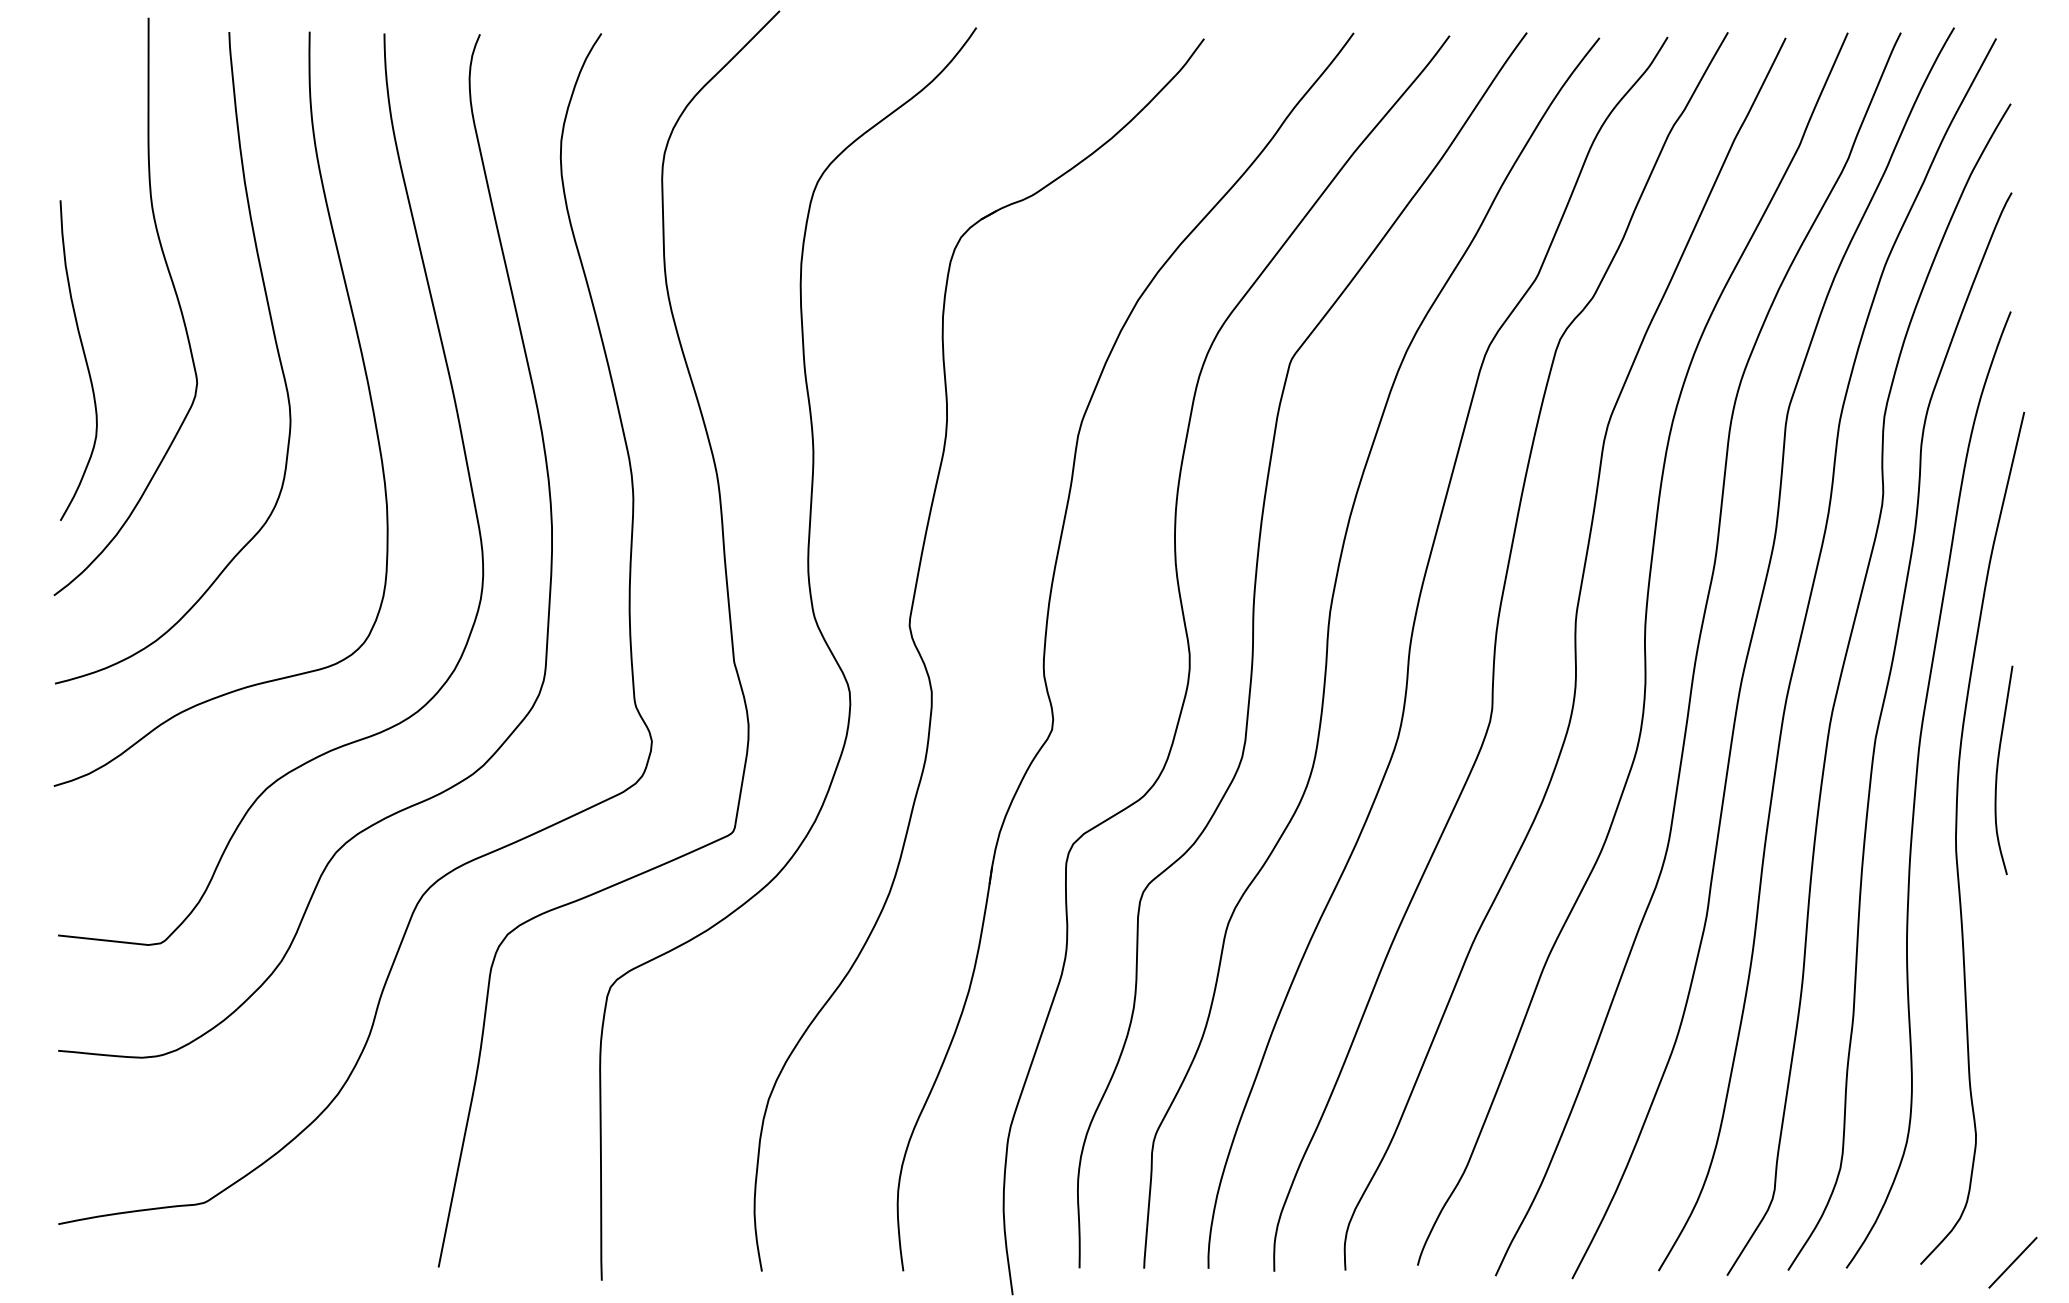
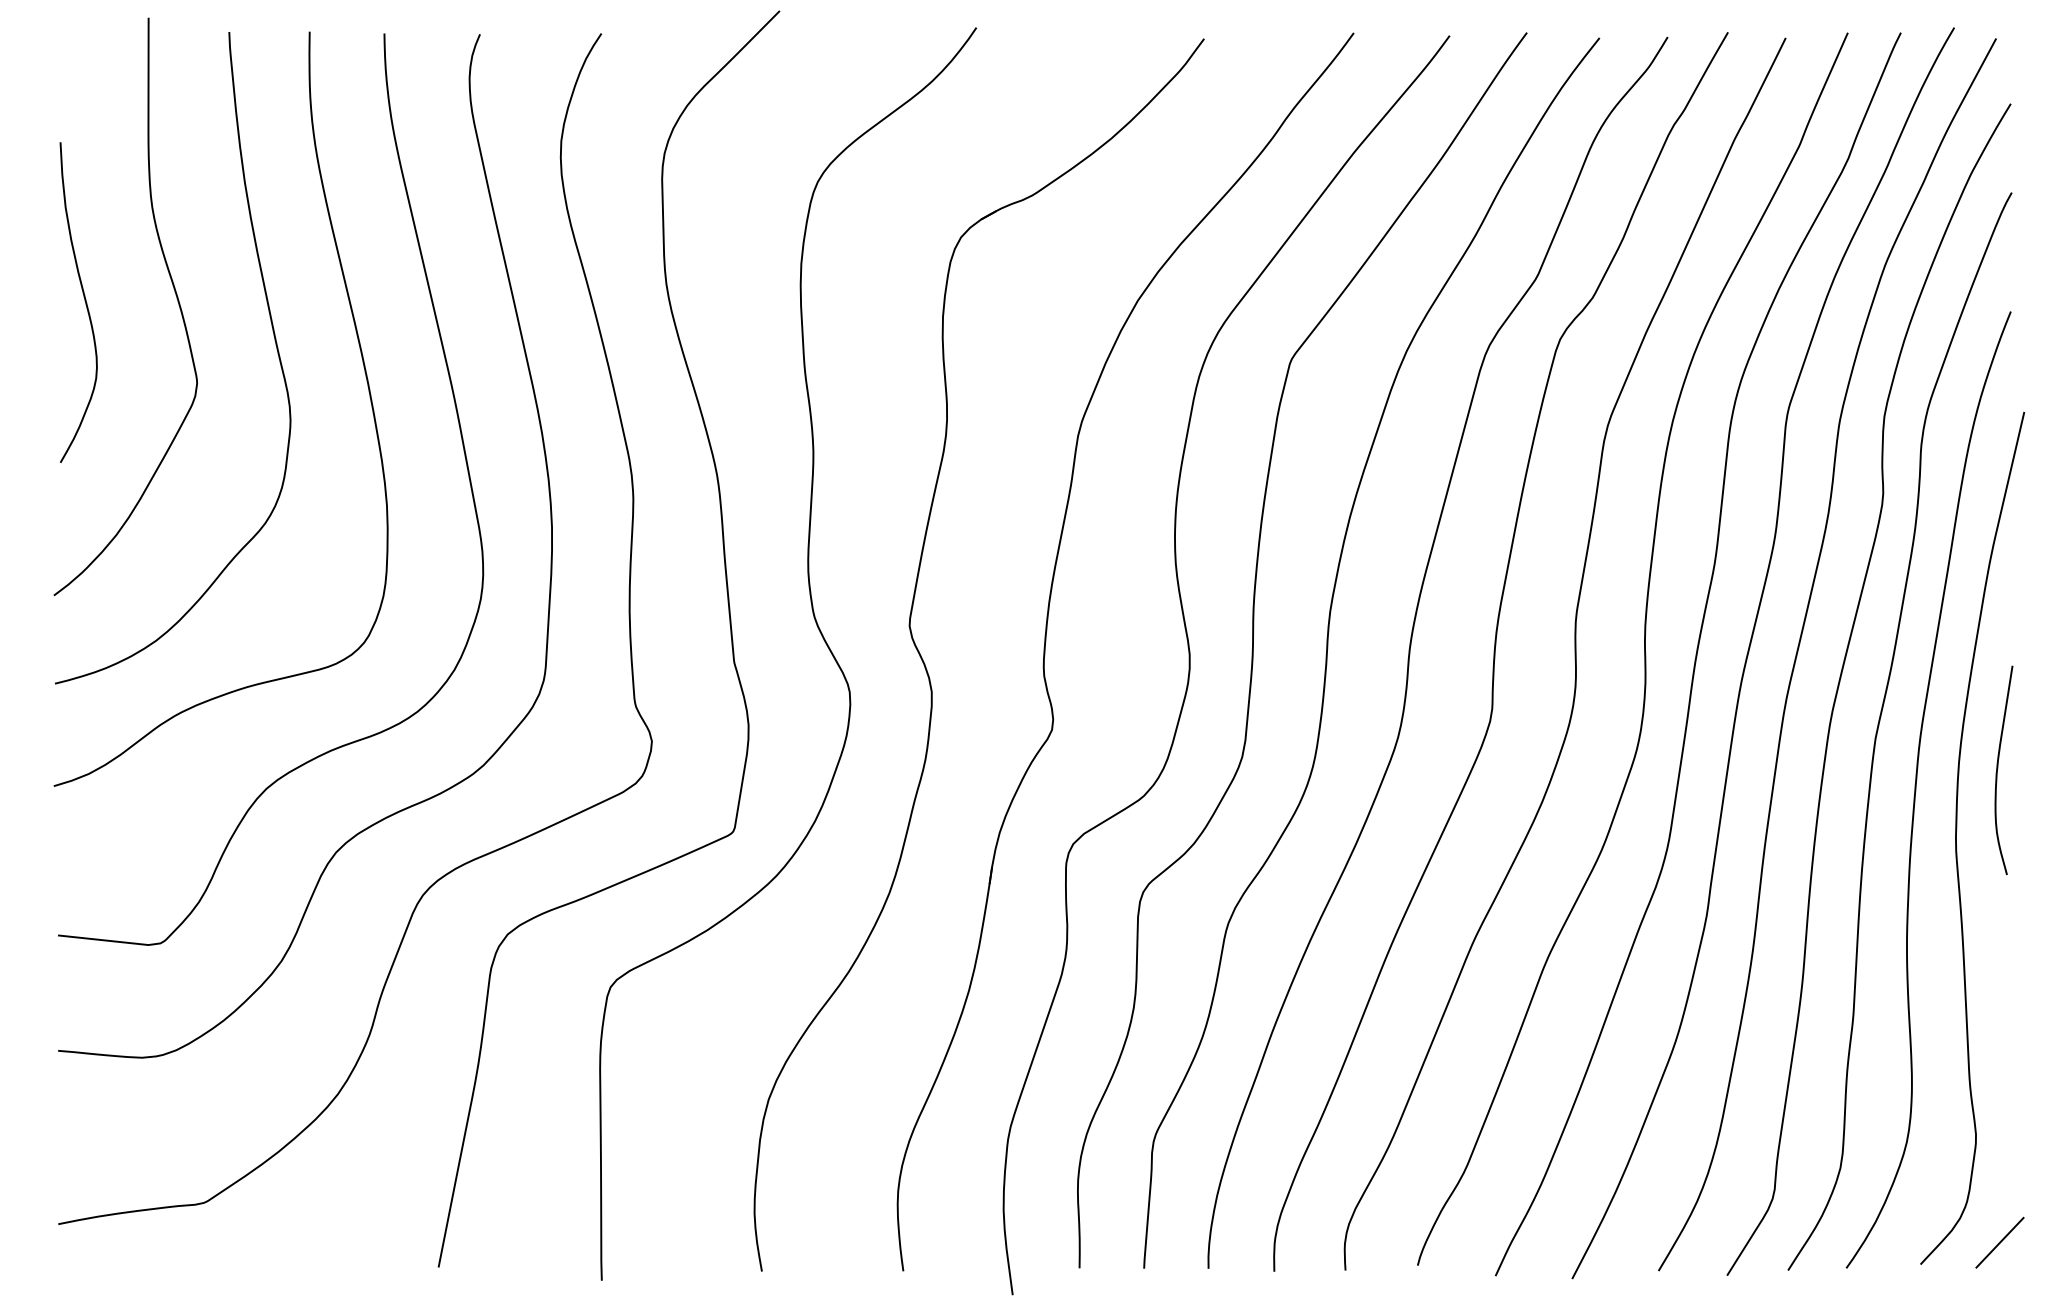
curve position: (84, 359) -> (84, 301) (84, 301)
line position: (2012, 1262) -> (1999, 1242) (1999, 1242)
